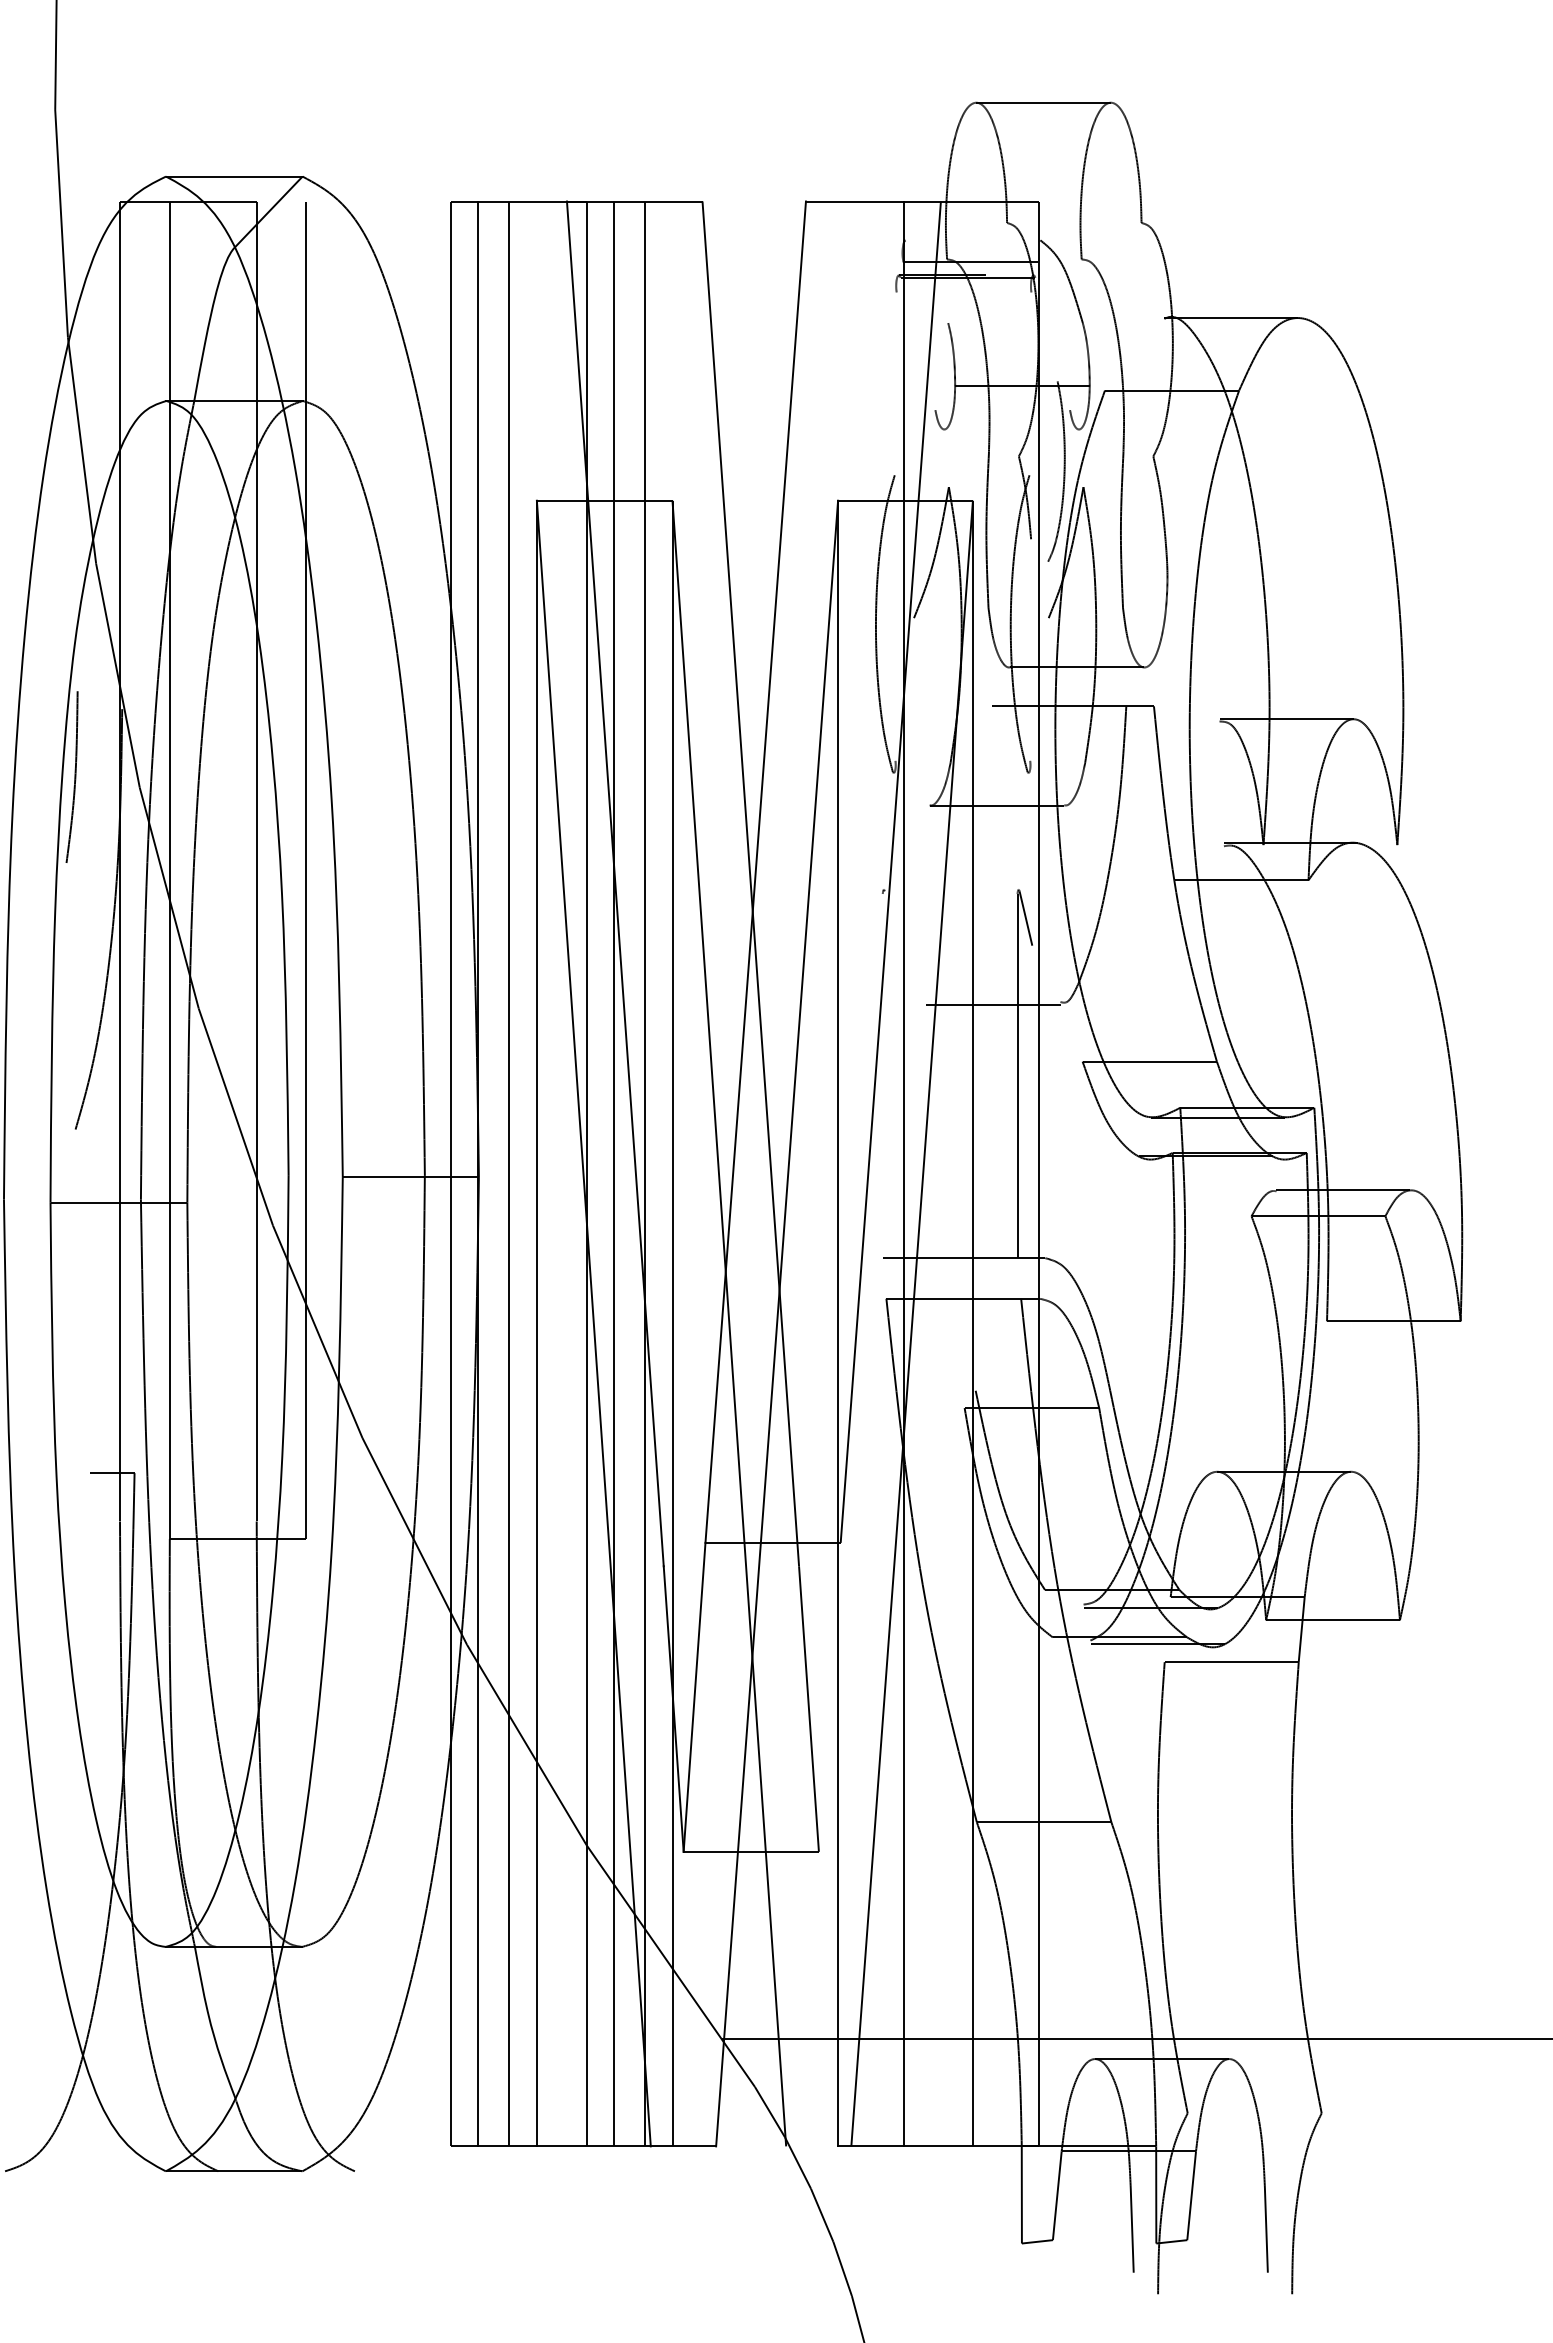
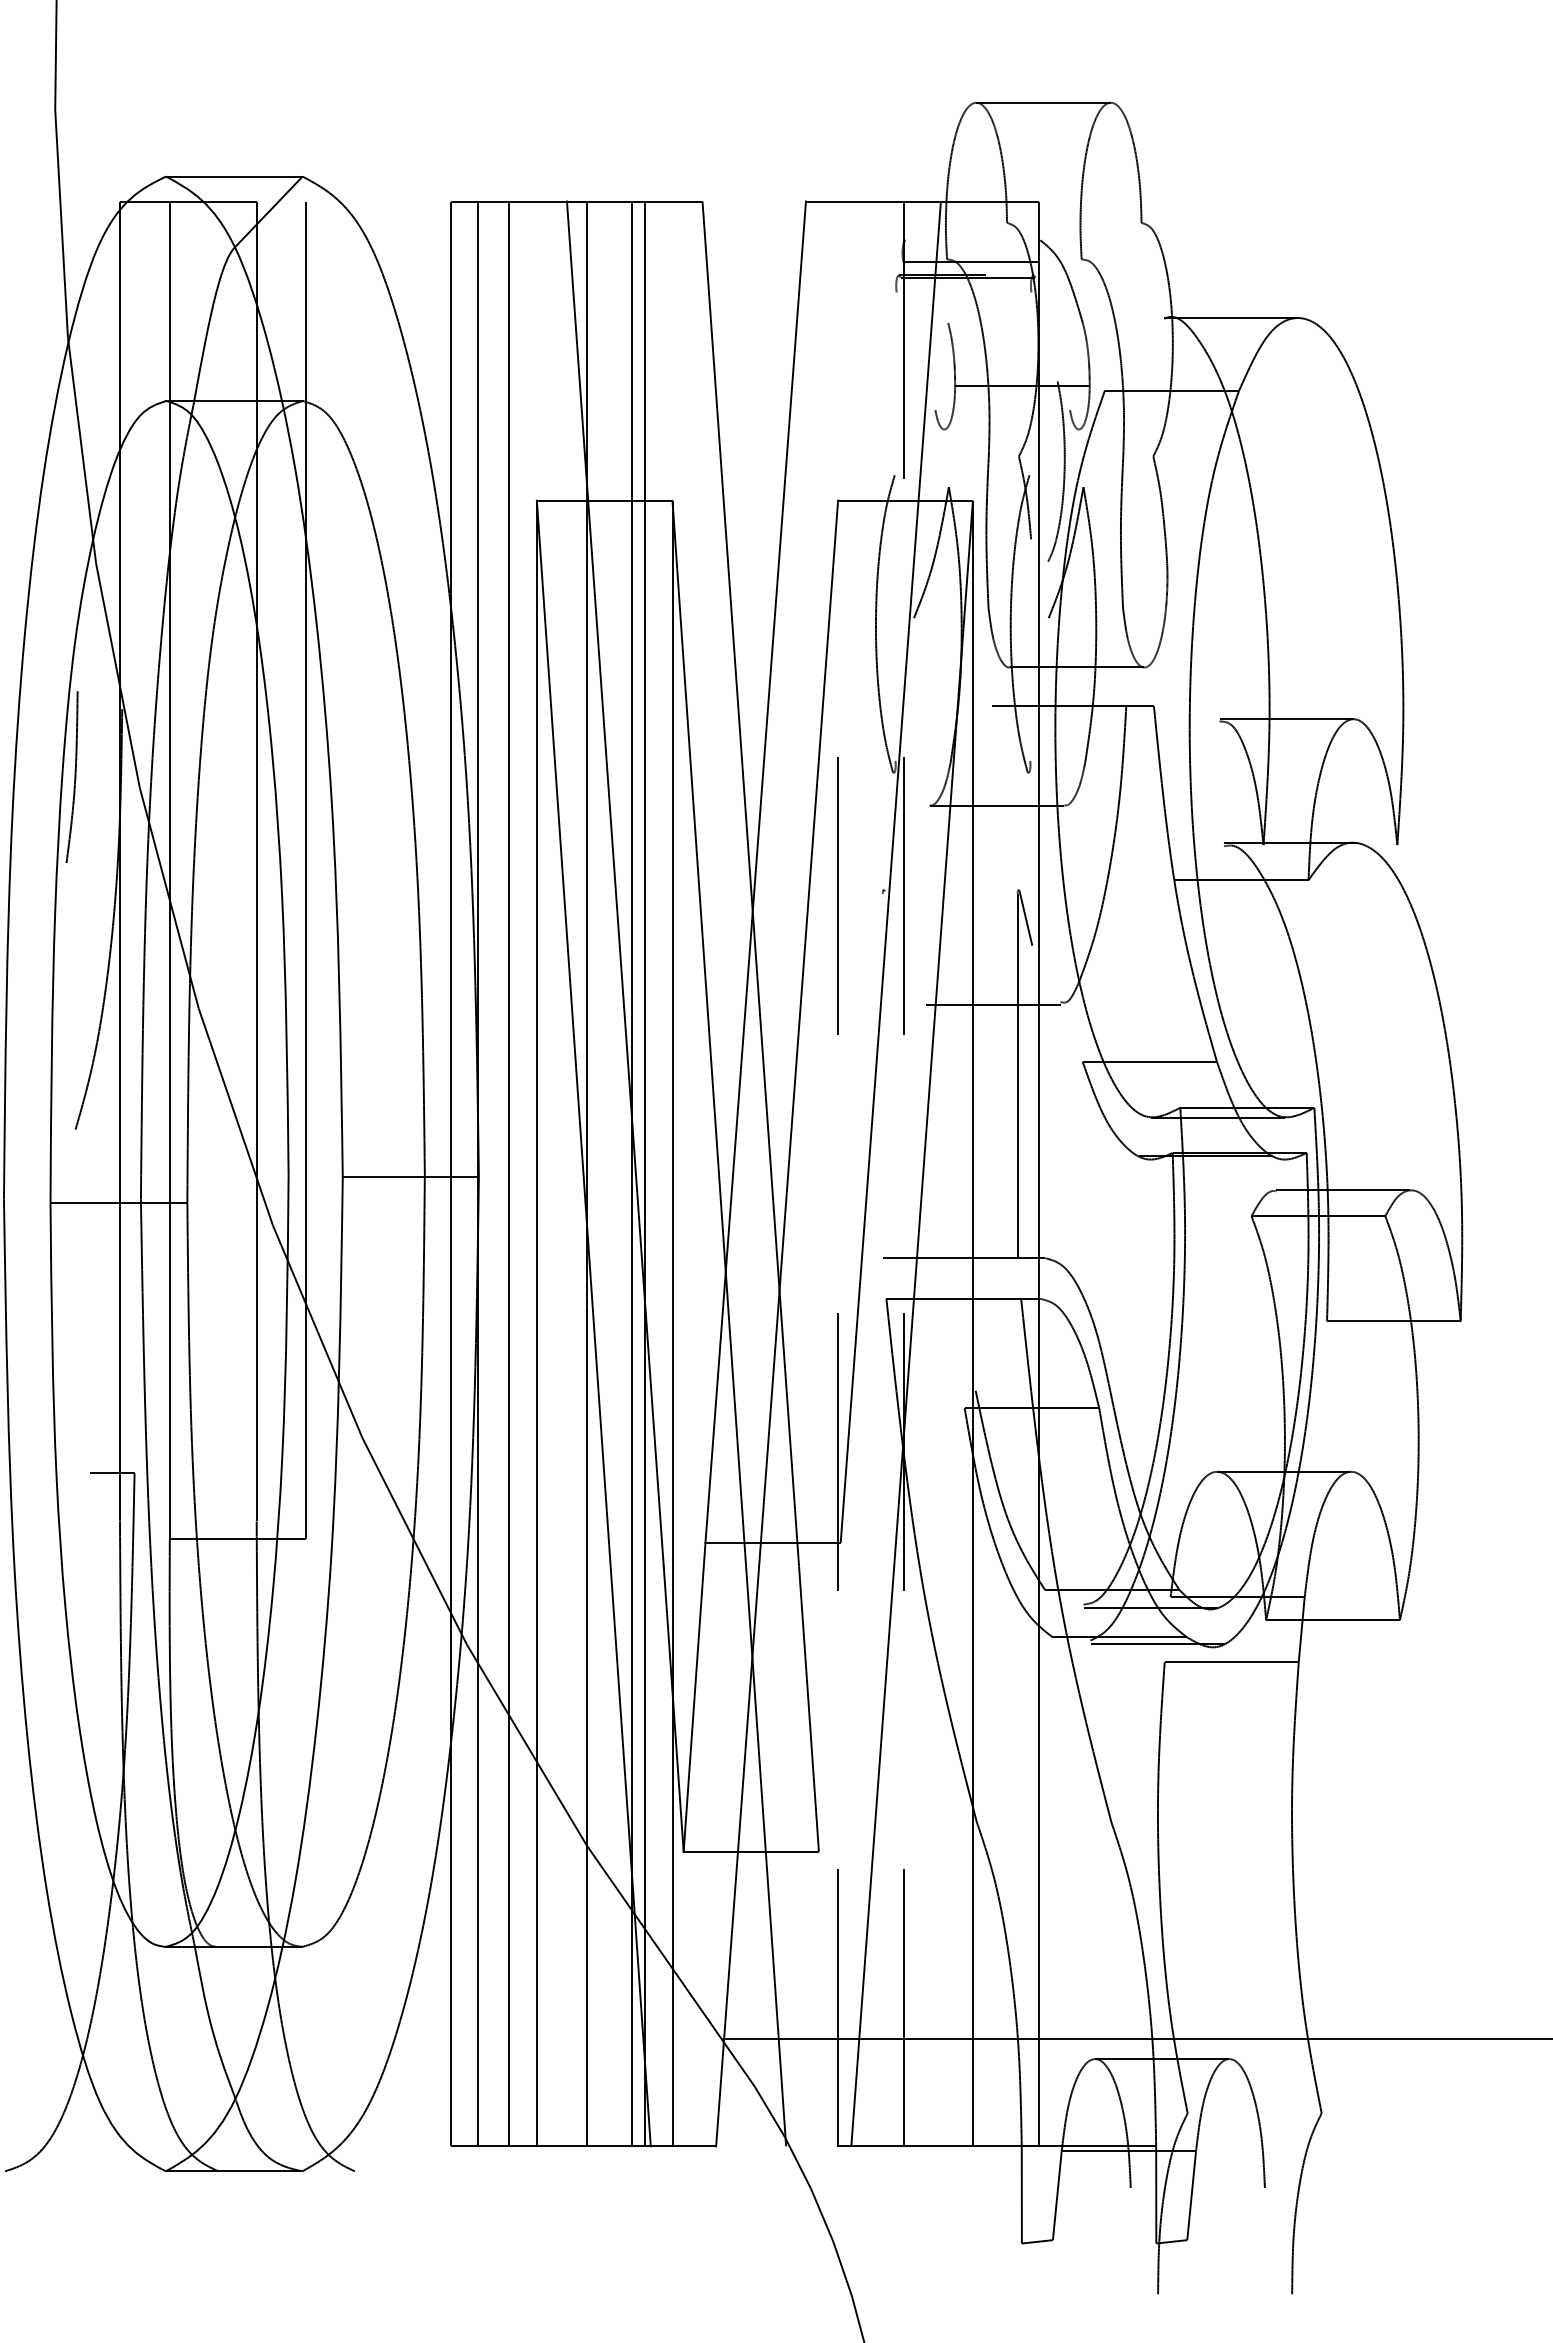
line position: (613, 1173) -> (631, 1173) (631, 1173)
line: solid -> dashed (904, 1174)
line: solid -> dashed (838, 1323)
line: present -> none (1043, 1822)
line: present -> none (1131, 2230)
line: present -> none (1265, 2230)
